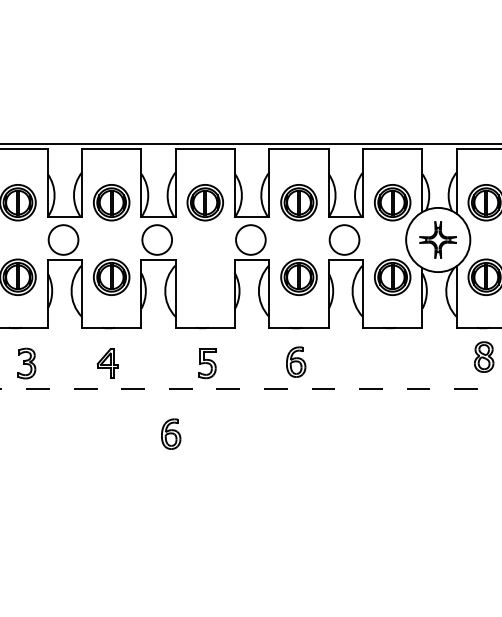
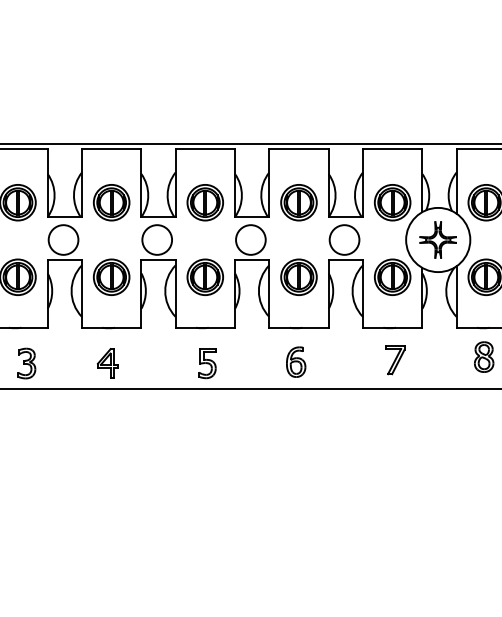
part: none -> present (204, 276)
part: none -> present (395, 360)
line: dashed -> solid (250, 388)
part: present -> none (171, 433)
